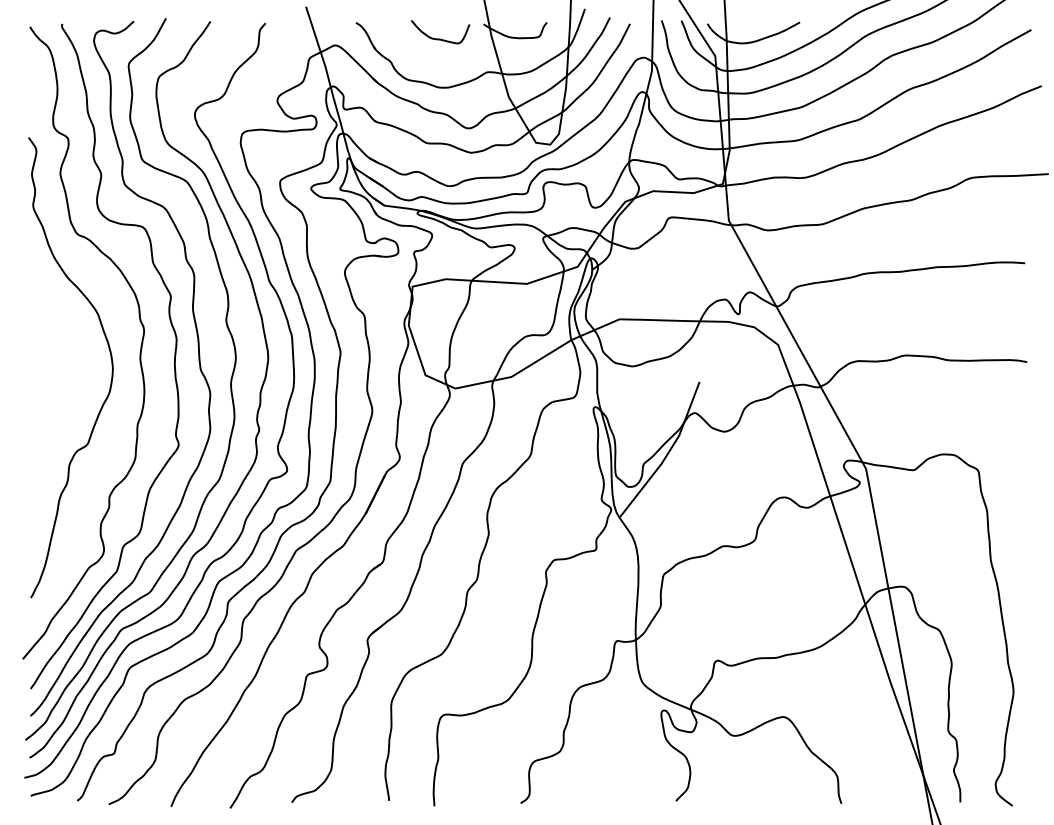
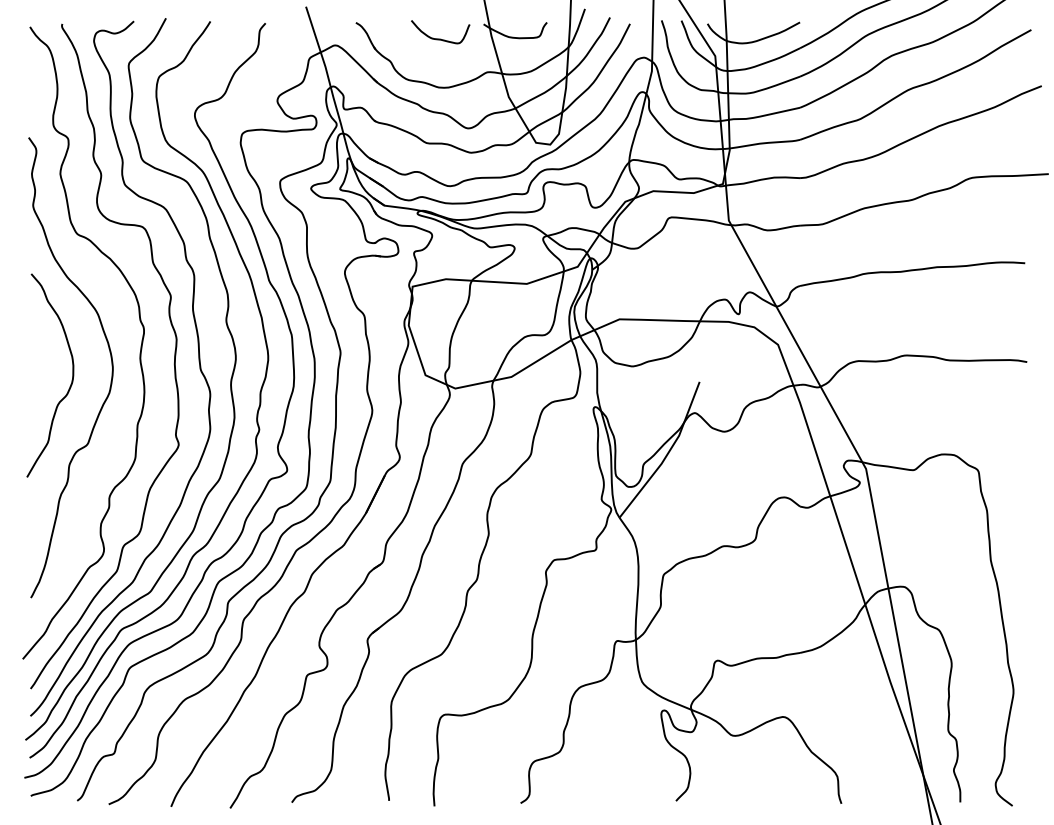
curve: none -> present (71, 380)
